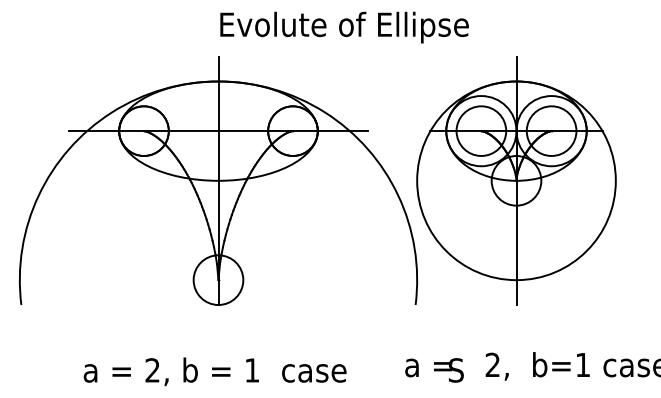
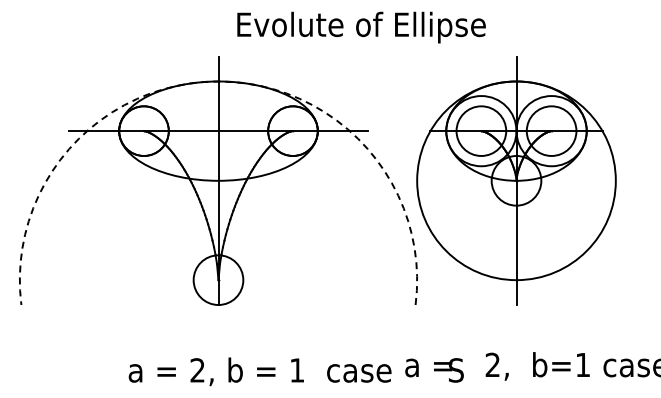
text position: (344, 27) -> (361, 27) (361, 27)
arc: solid -> dashed (218, 81)
text position: (214, 371) -> (259, 371) (259, 371)
